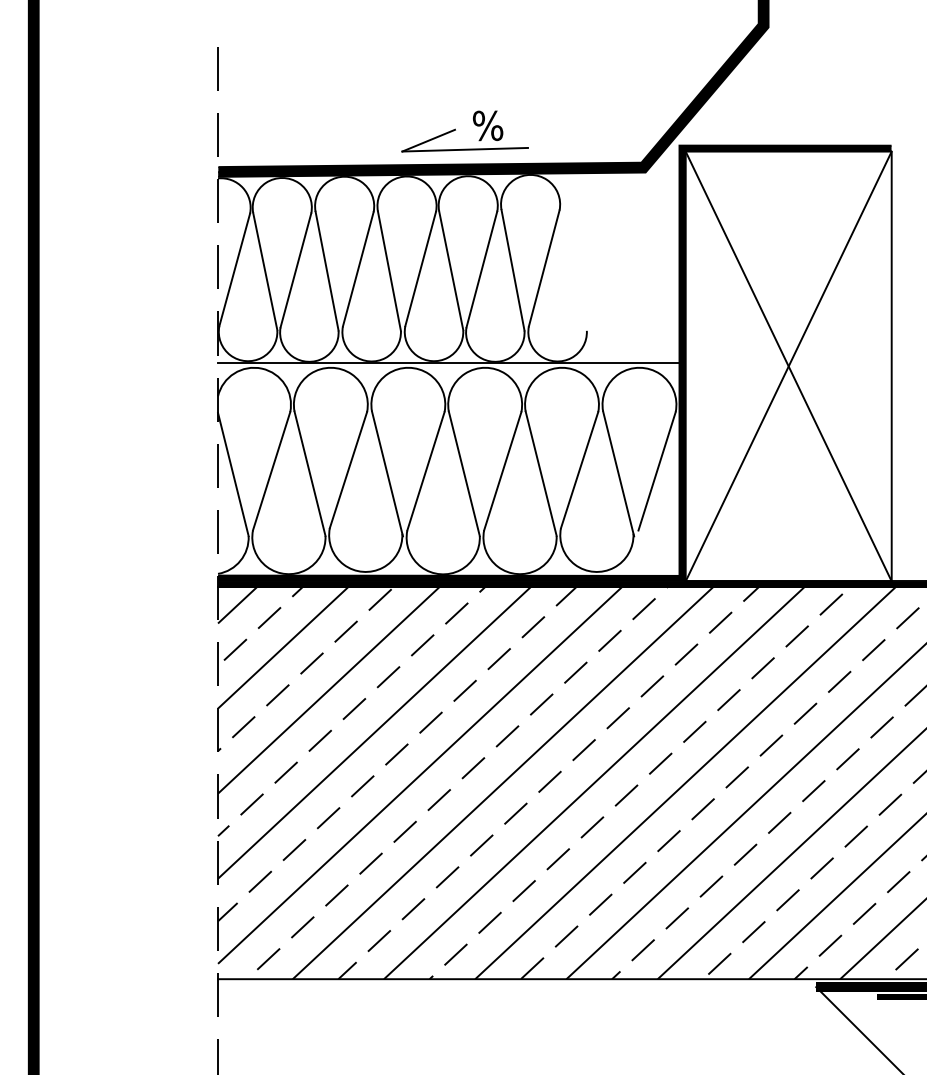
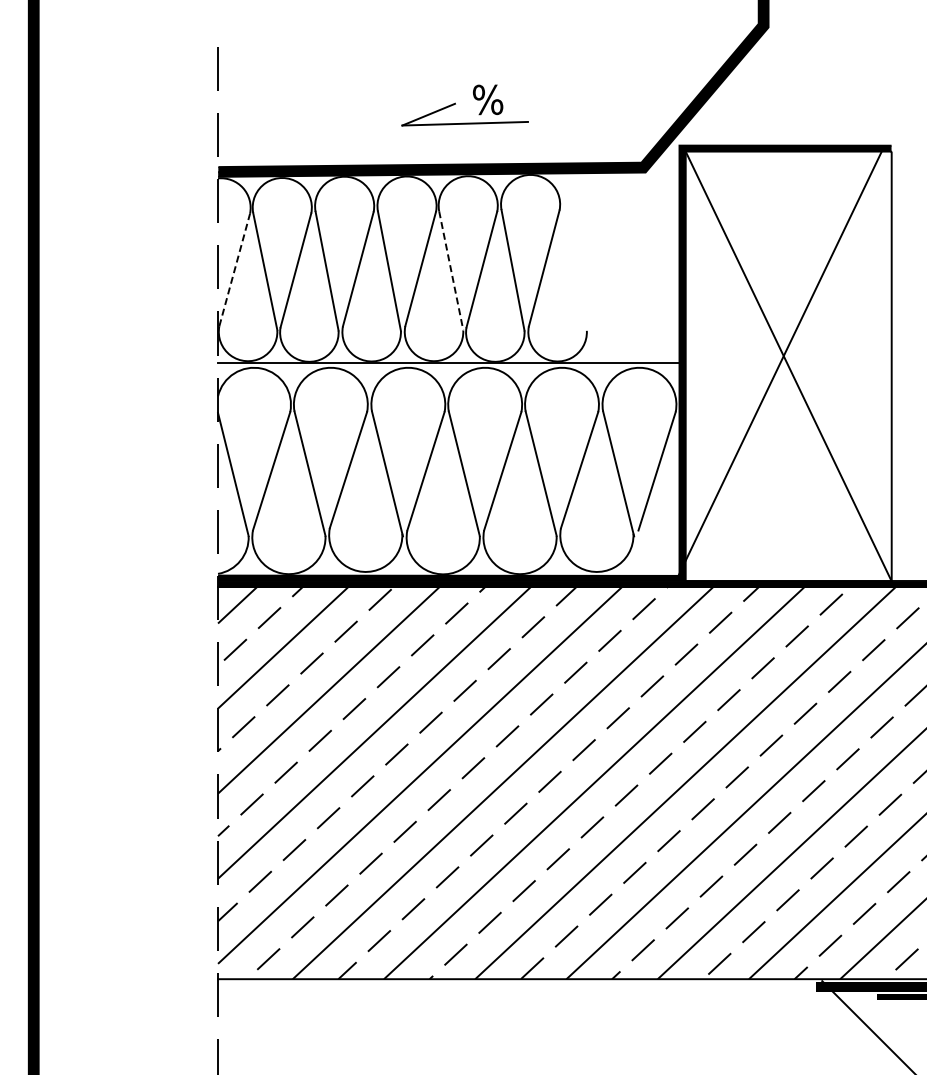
part position: (455, 130) -> (455, 104) (455, 104)
line: solid -> dashed (234, 269)
line: solid -> dashed (451, 270)
line position: (788, 366) -> (780, 362) (780, 362)
line position: (858, 1029) -> (867, 1026) (867, 1026)
